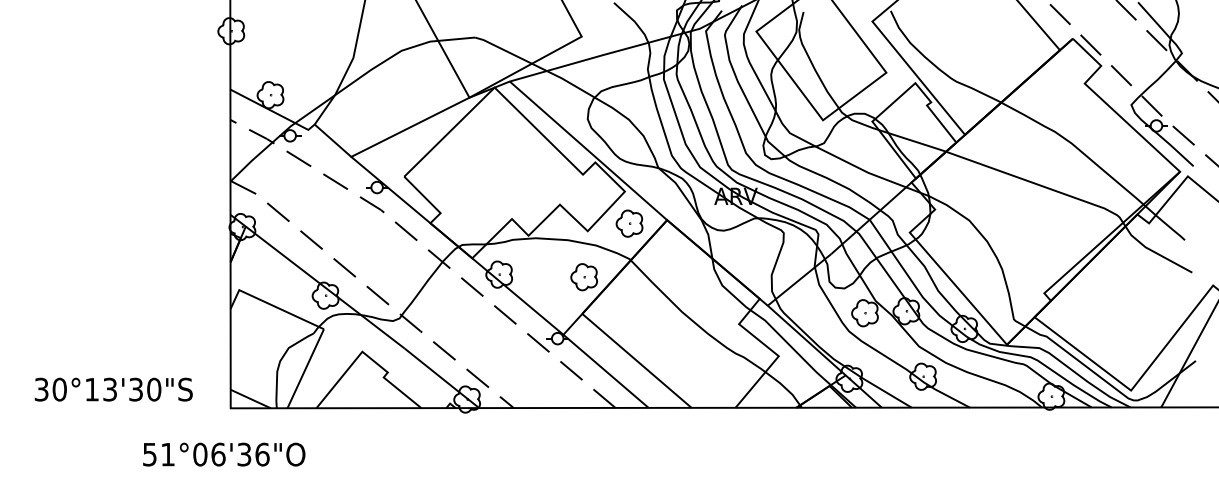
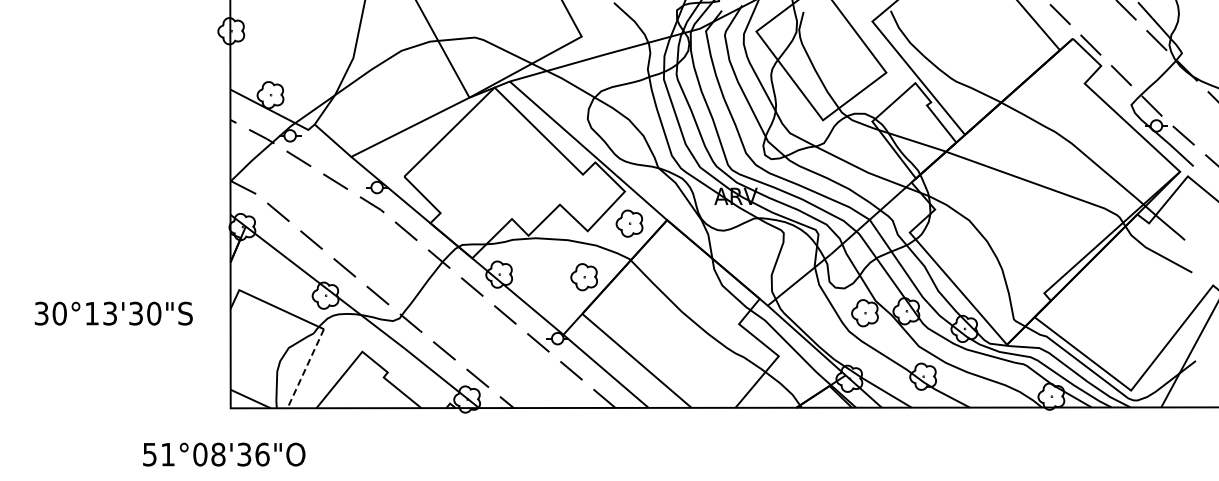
line: solid -> dashed (305, 368)
text position: (113, 389) -> (113, 313) (113, 313)
text: 51°06'36"O -> 51°08'36"O (218, 454)
